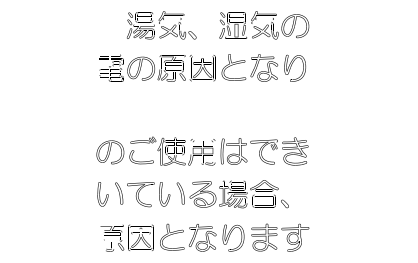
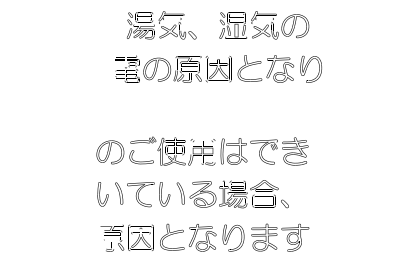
part position: (202, 67) -> (218, 68) (218, 68)
